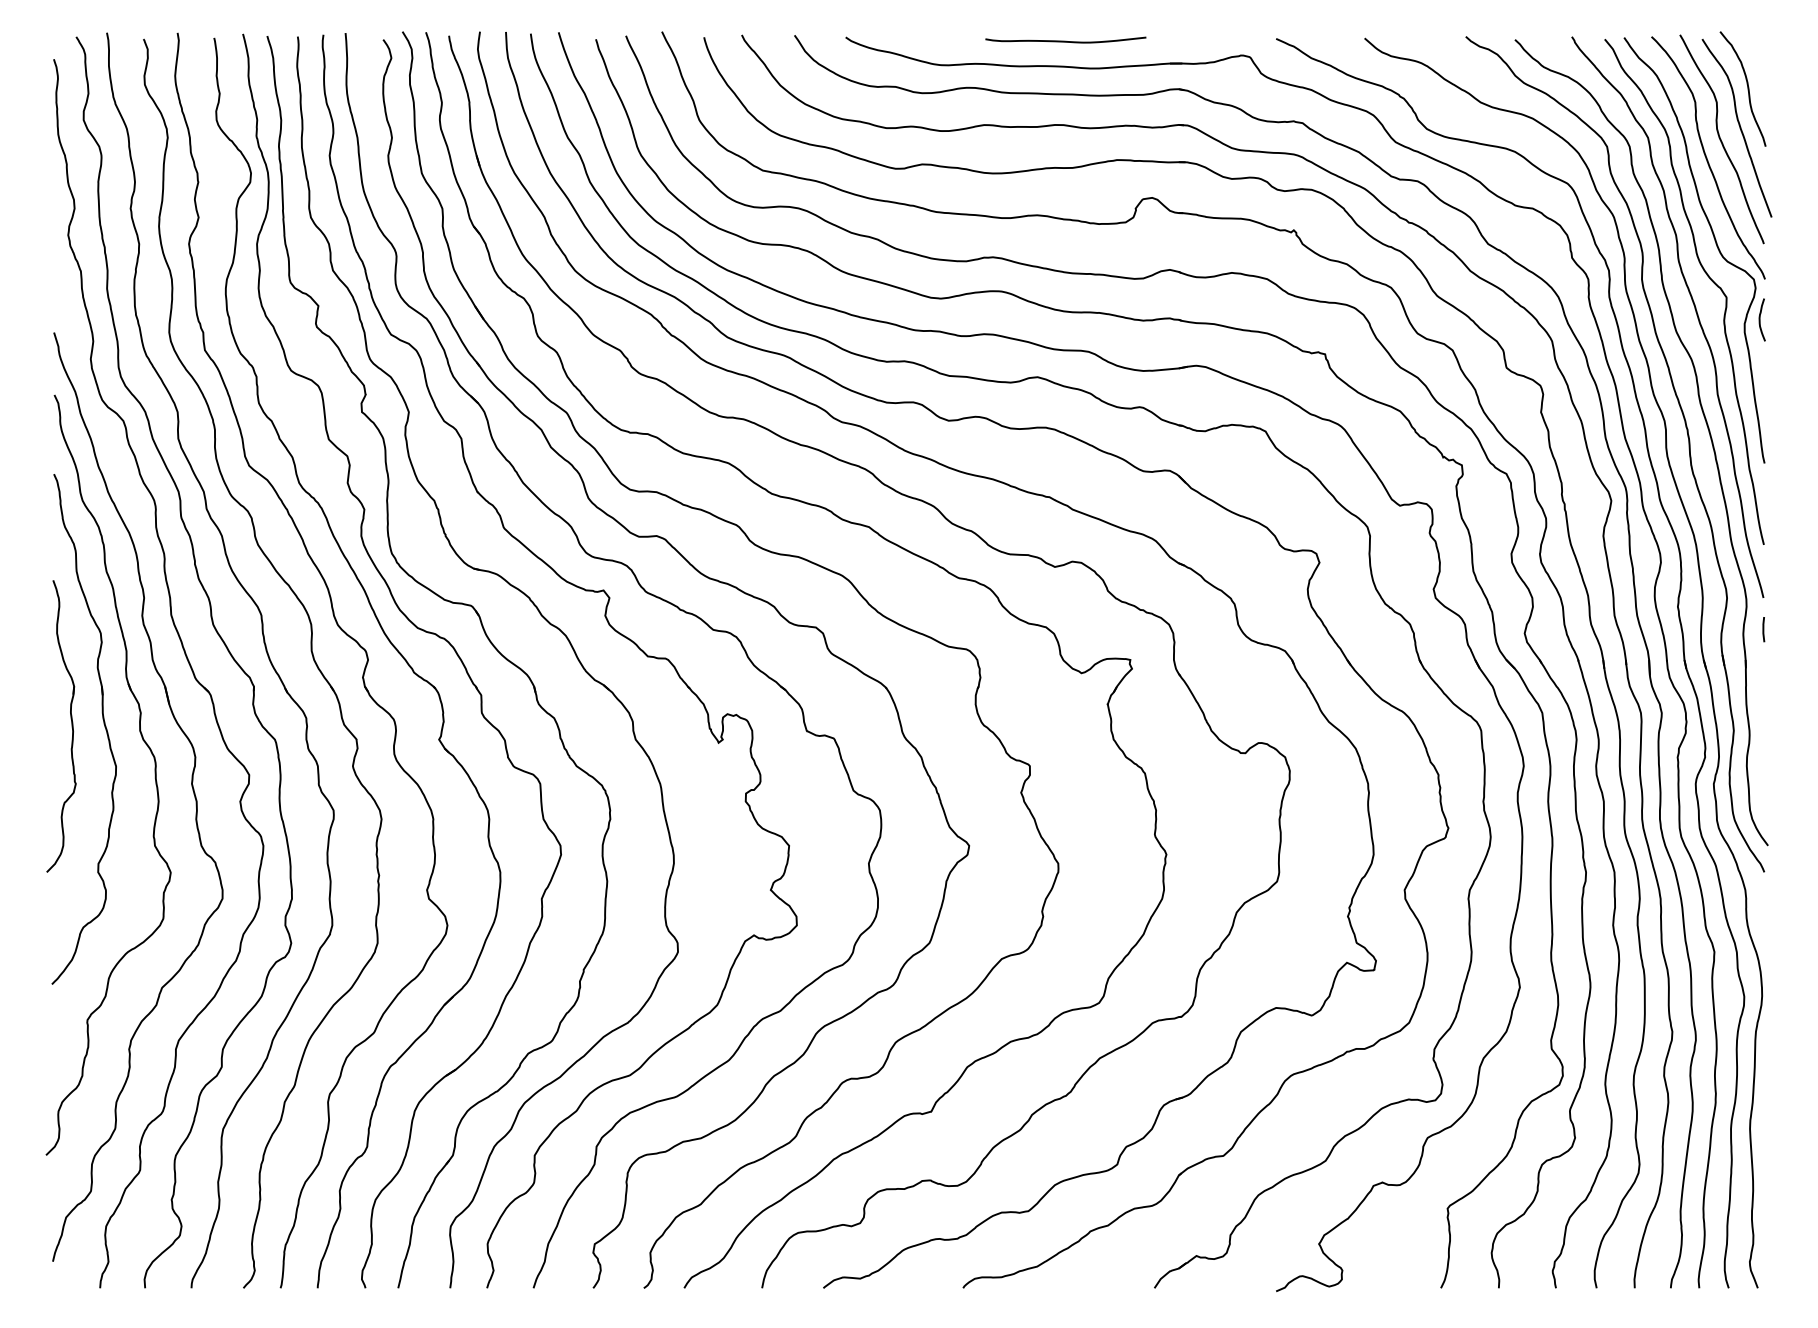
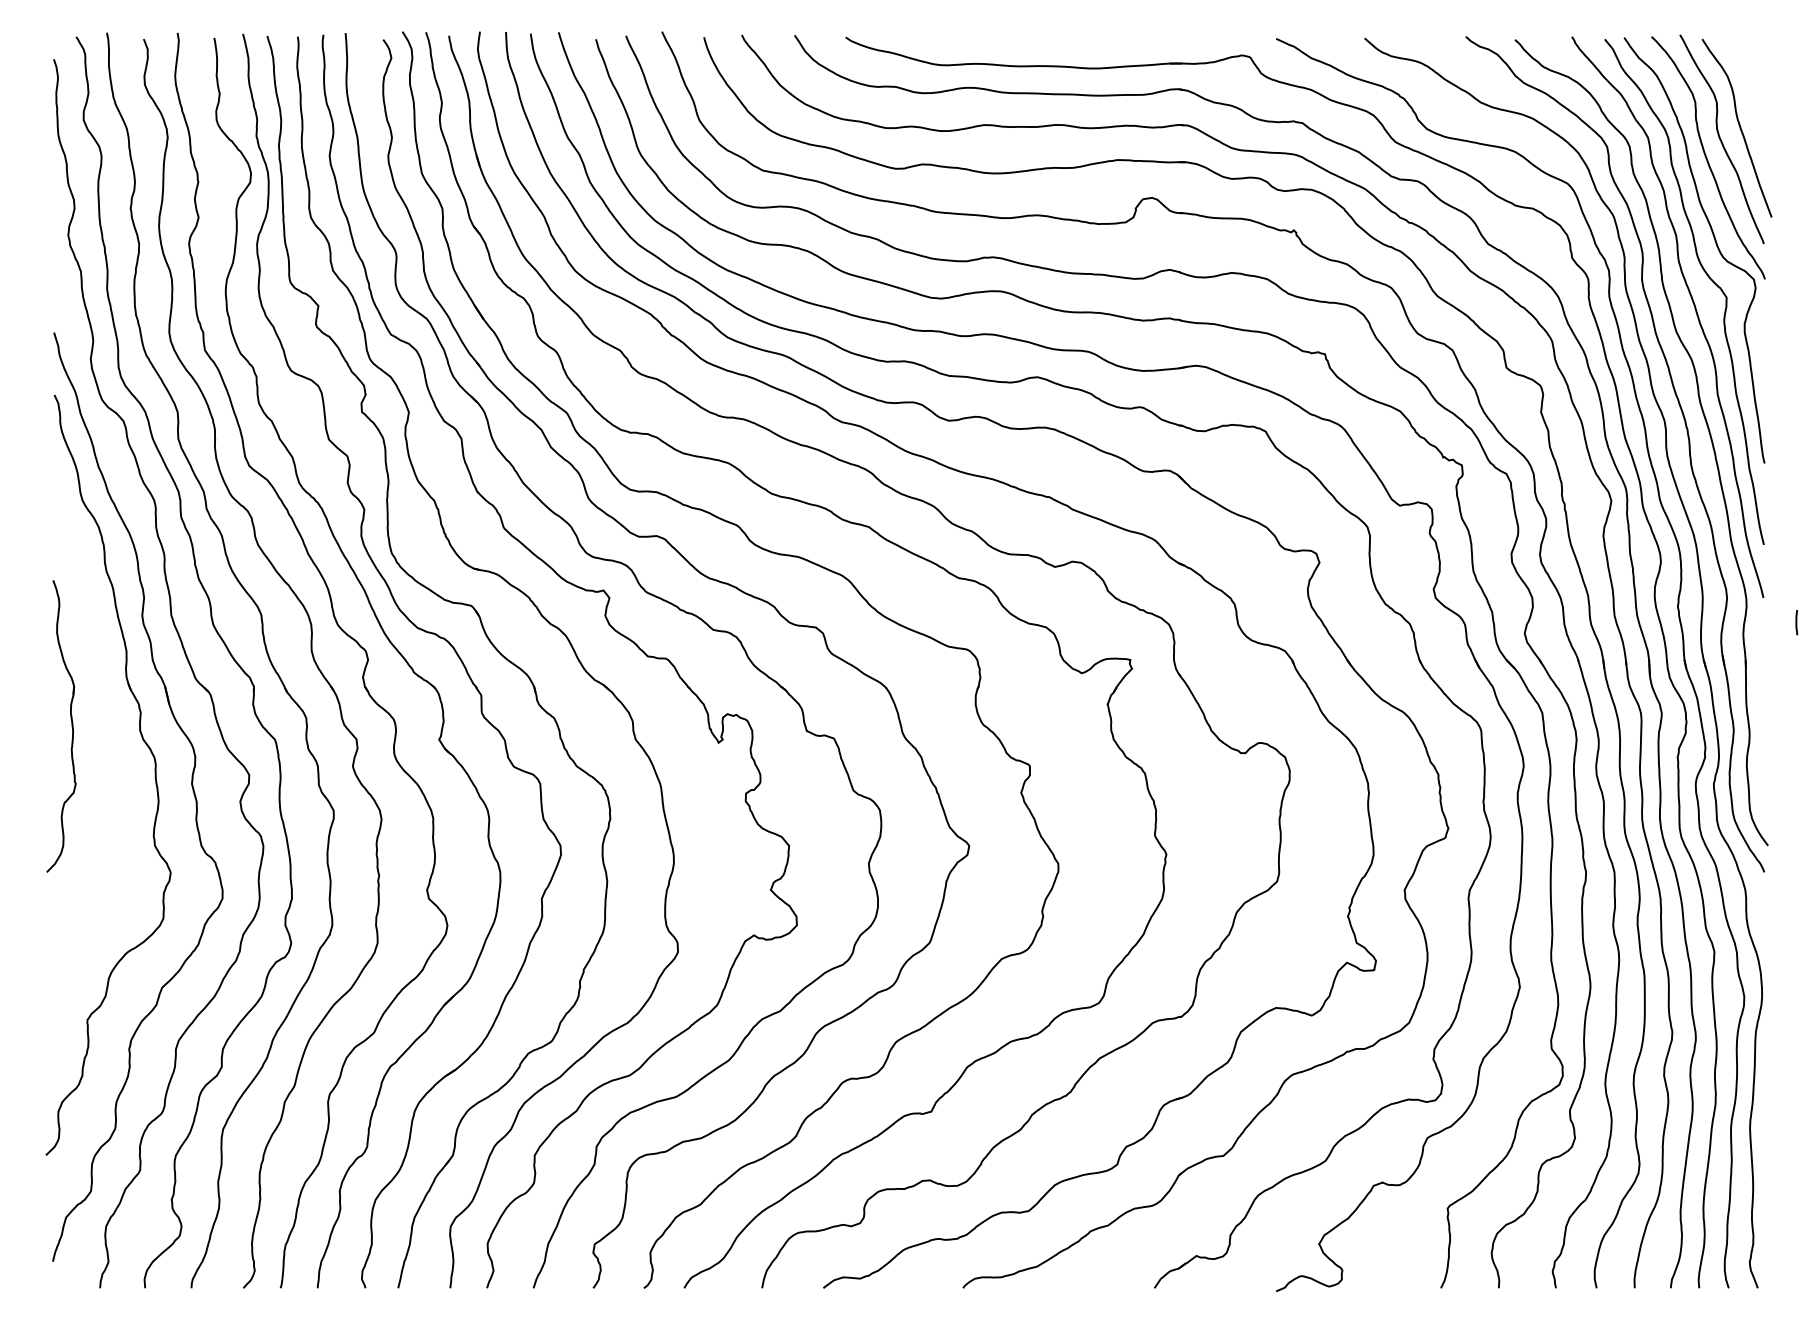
curve: present -> none (1065, 40)
curve: present -> none (1747, 88)
curve: present -> none (1760, 319)
line position: (1763, 629) -> (1796, 622) (1796, 622)
part: present -> none (103, 724)
